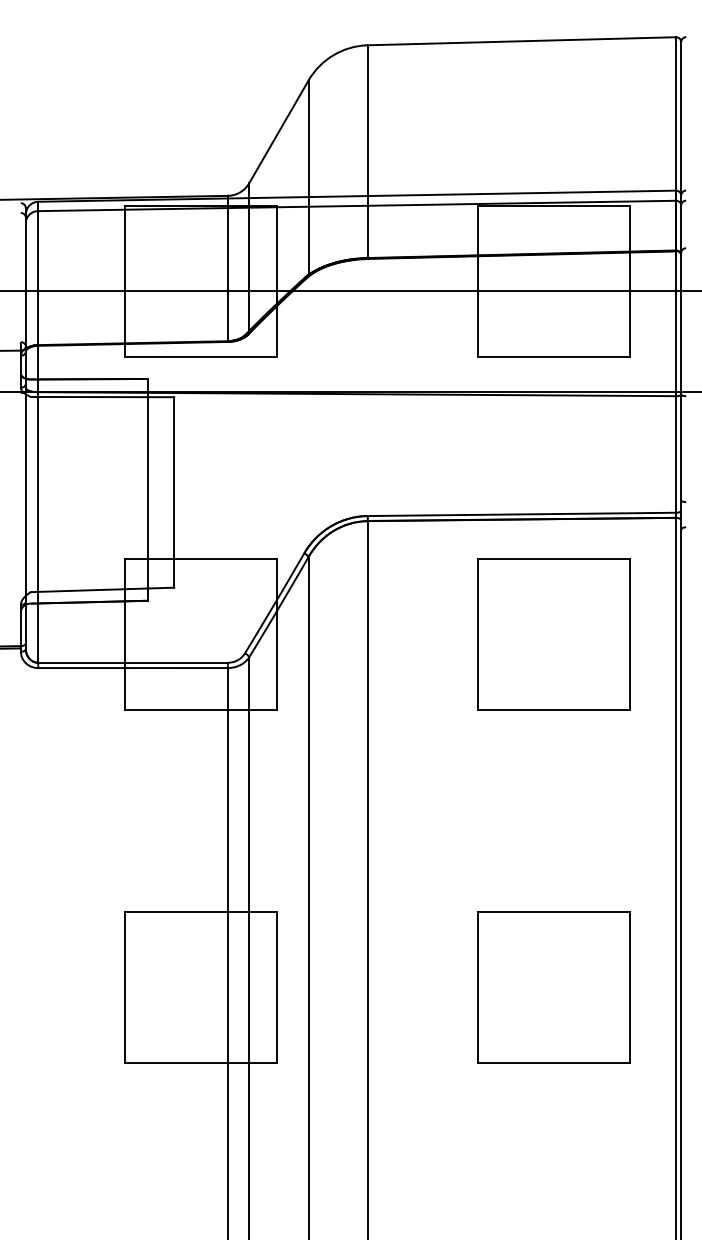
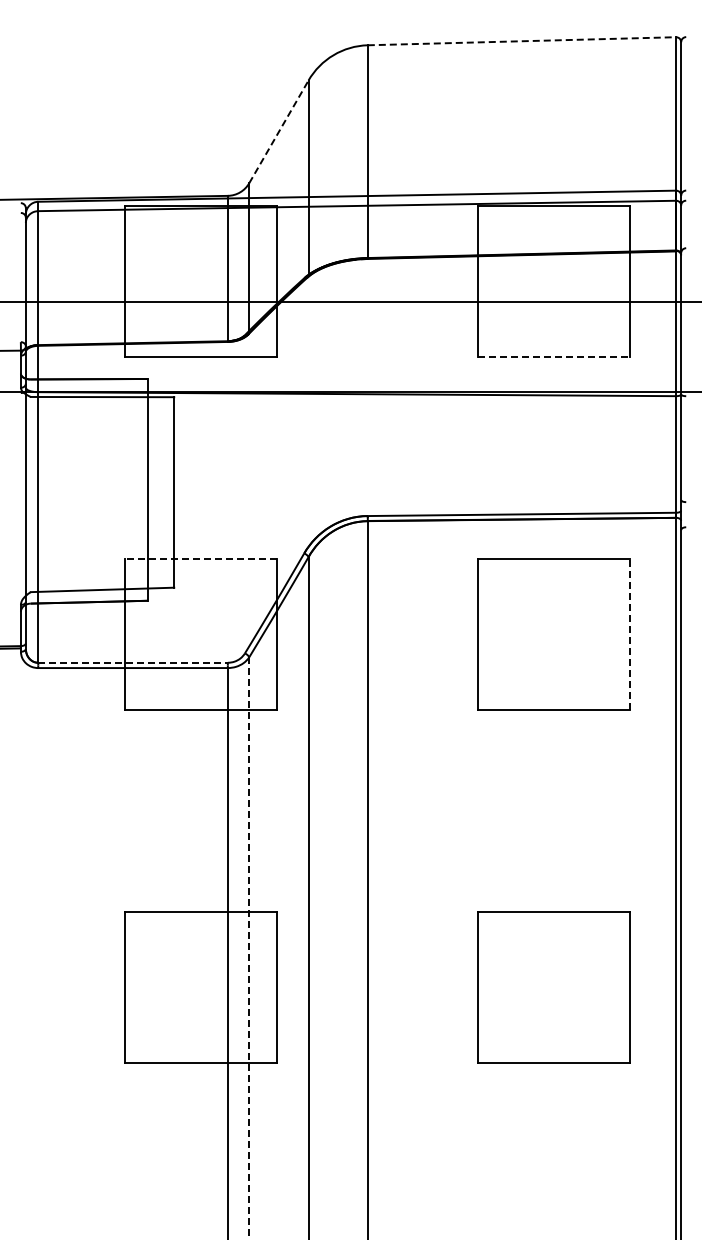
line: solid -> dashed (522, 41)
line: solid -> dashed (279, 131)
line position: (350, 291) -> (350, 302) (350, 302)
line: solid -> dashed (553, 357)
line: solid -> dashed (201, 558)
line: solid -> dashed (629, 634)
line: solid -> dashed (133, 662)
line: solid -> dashed (249, 948)
